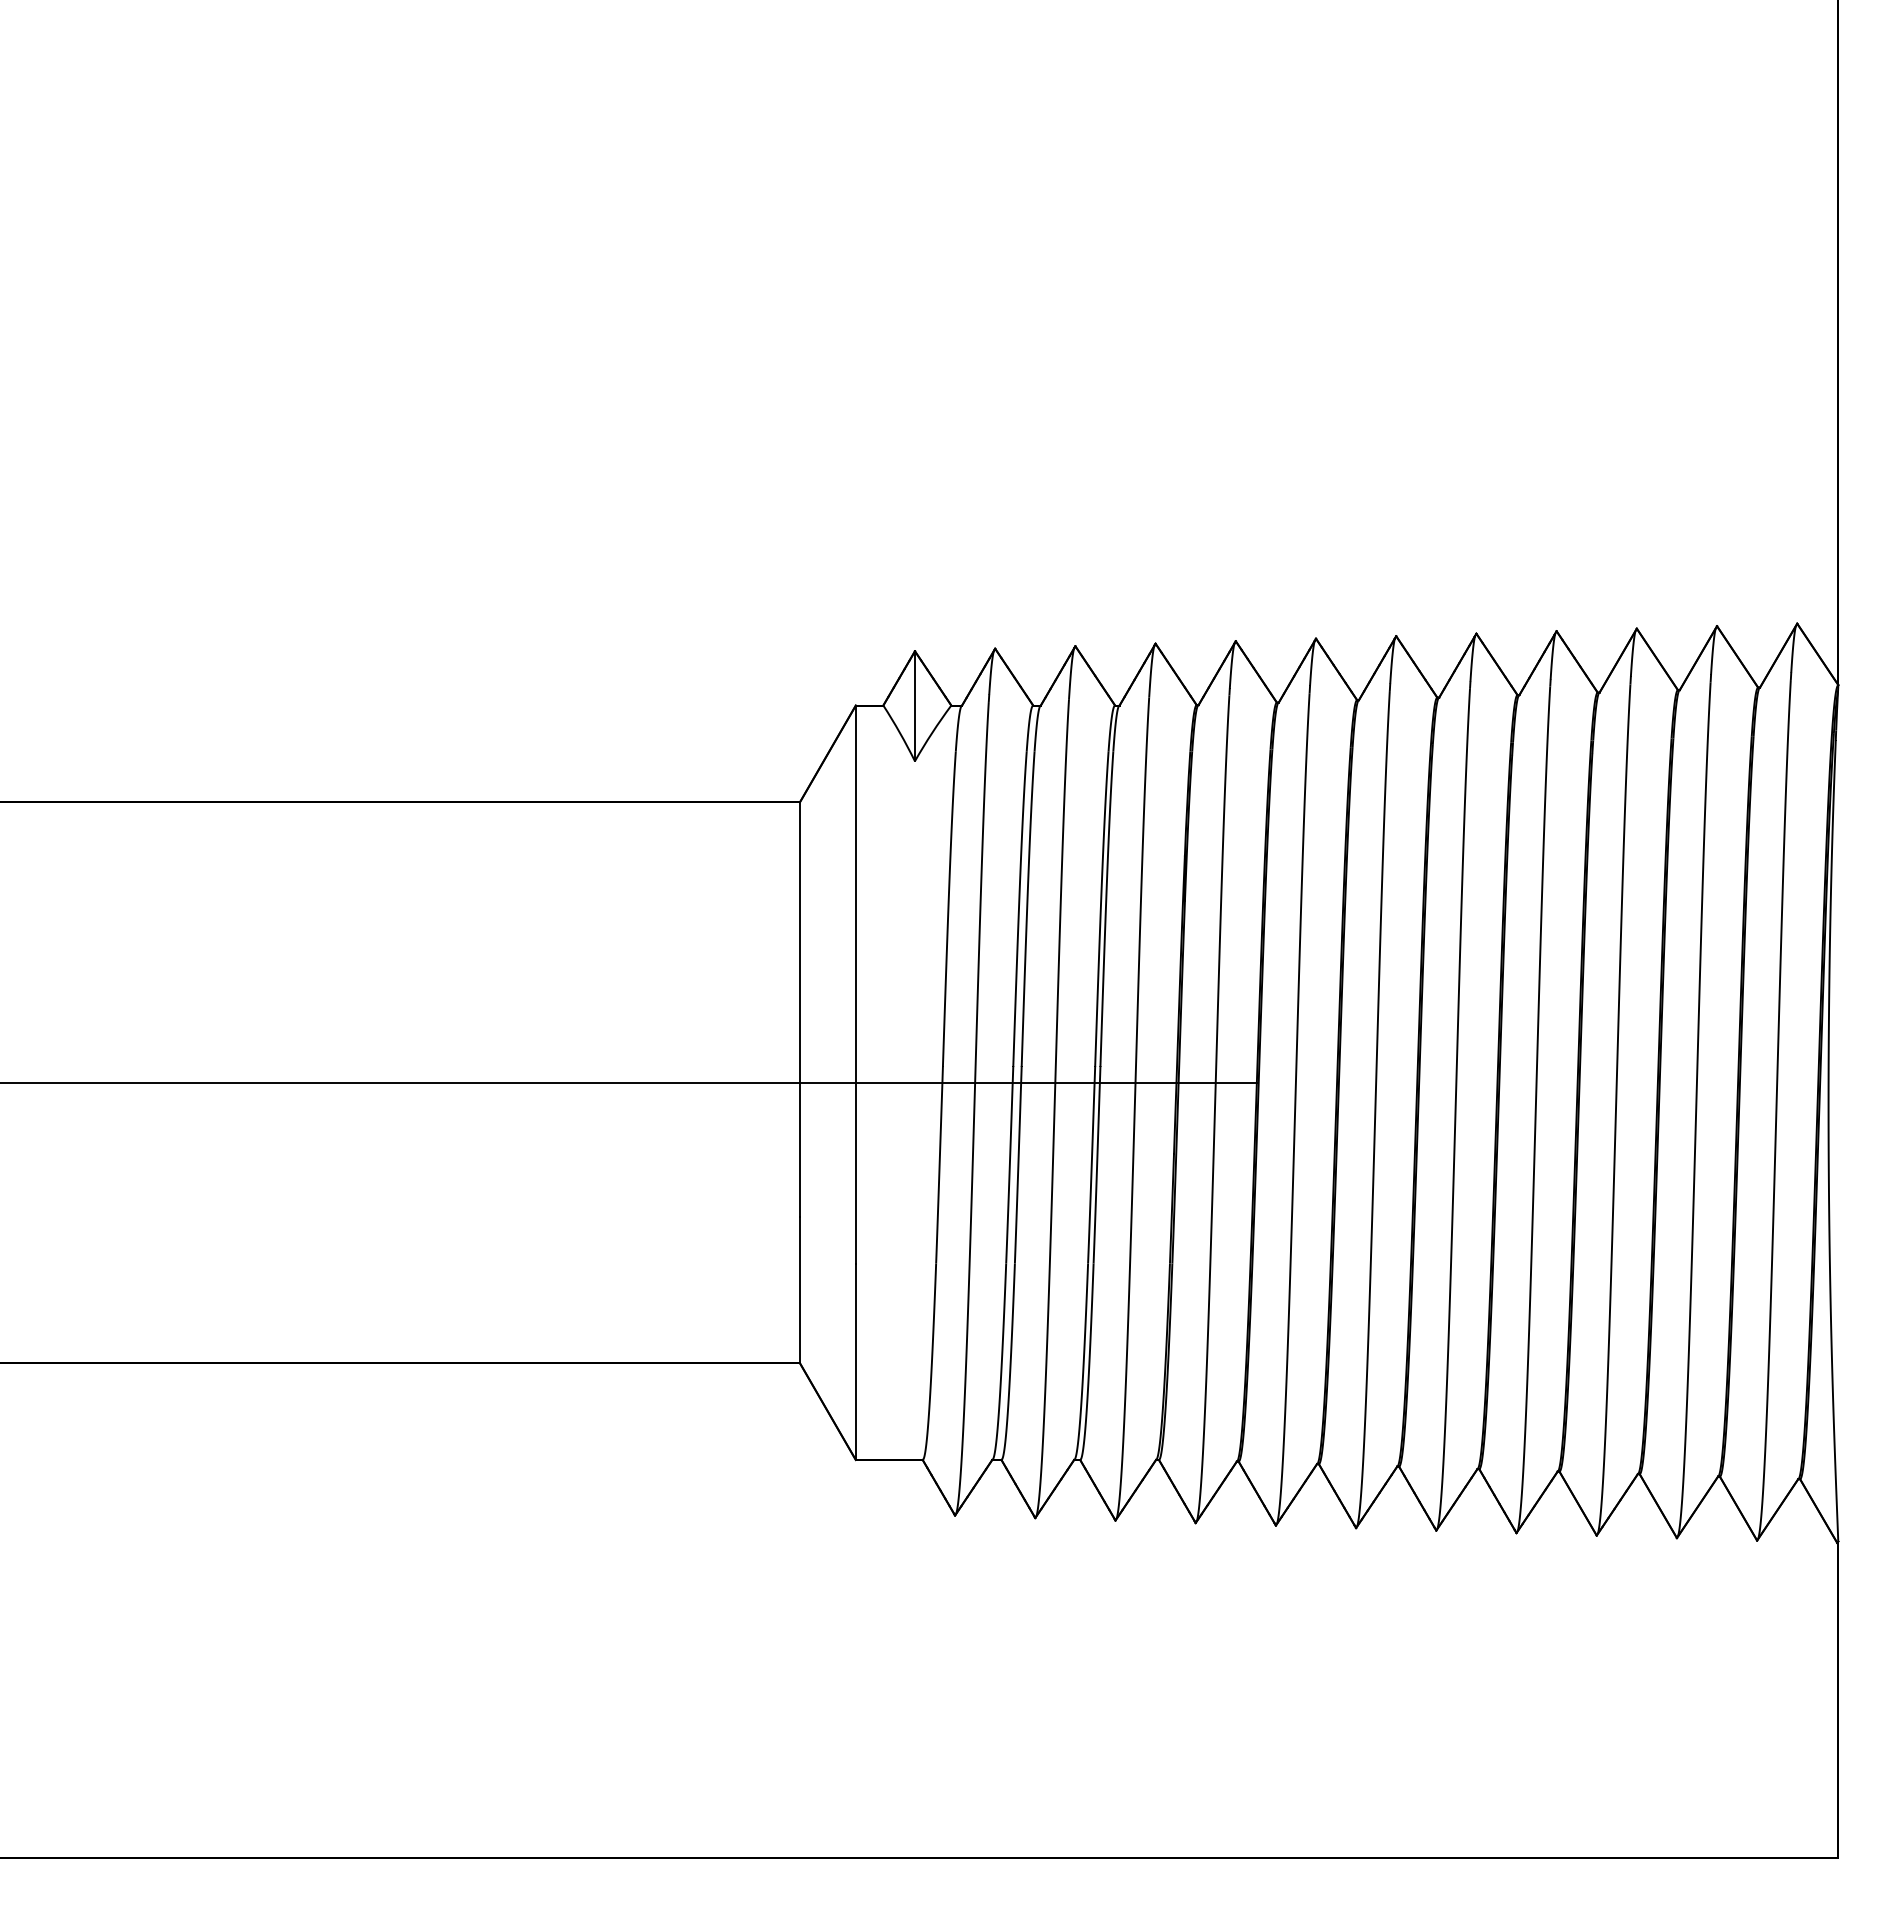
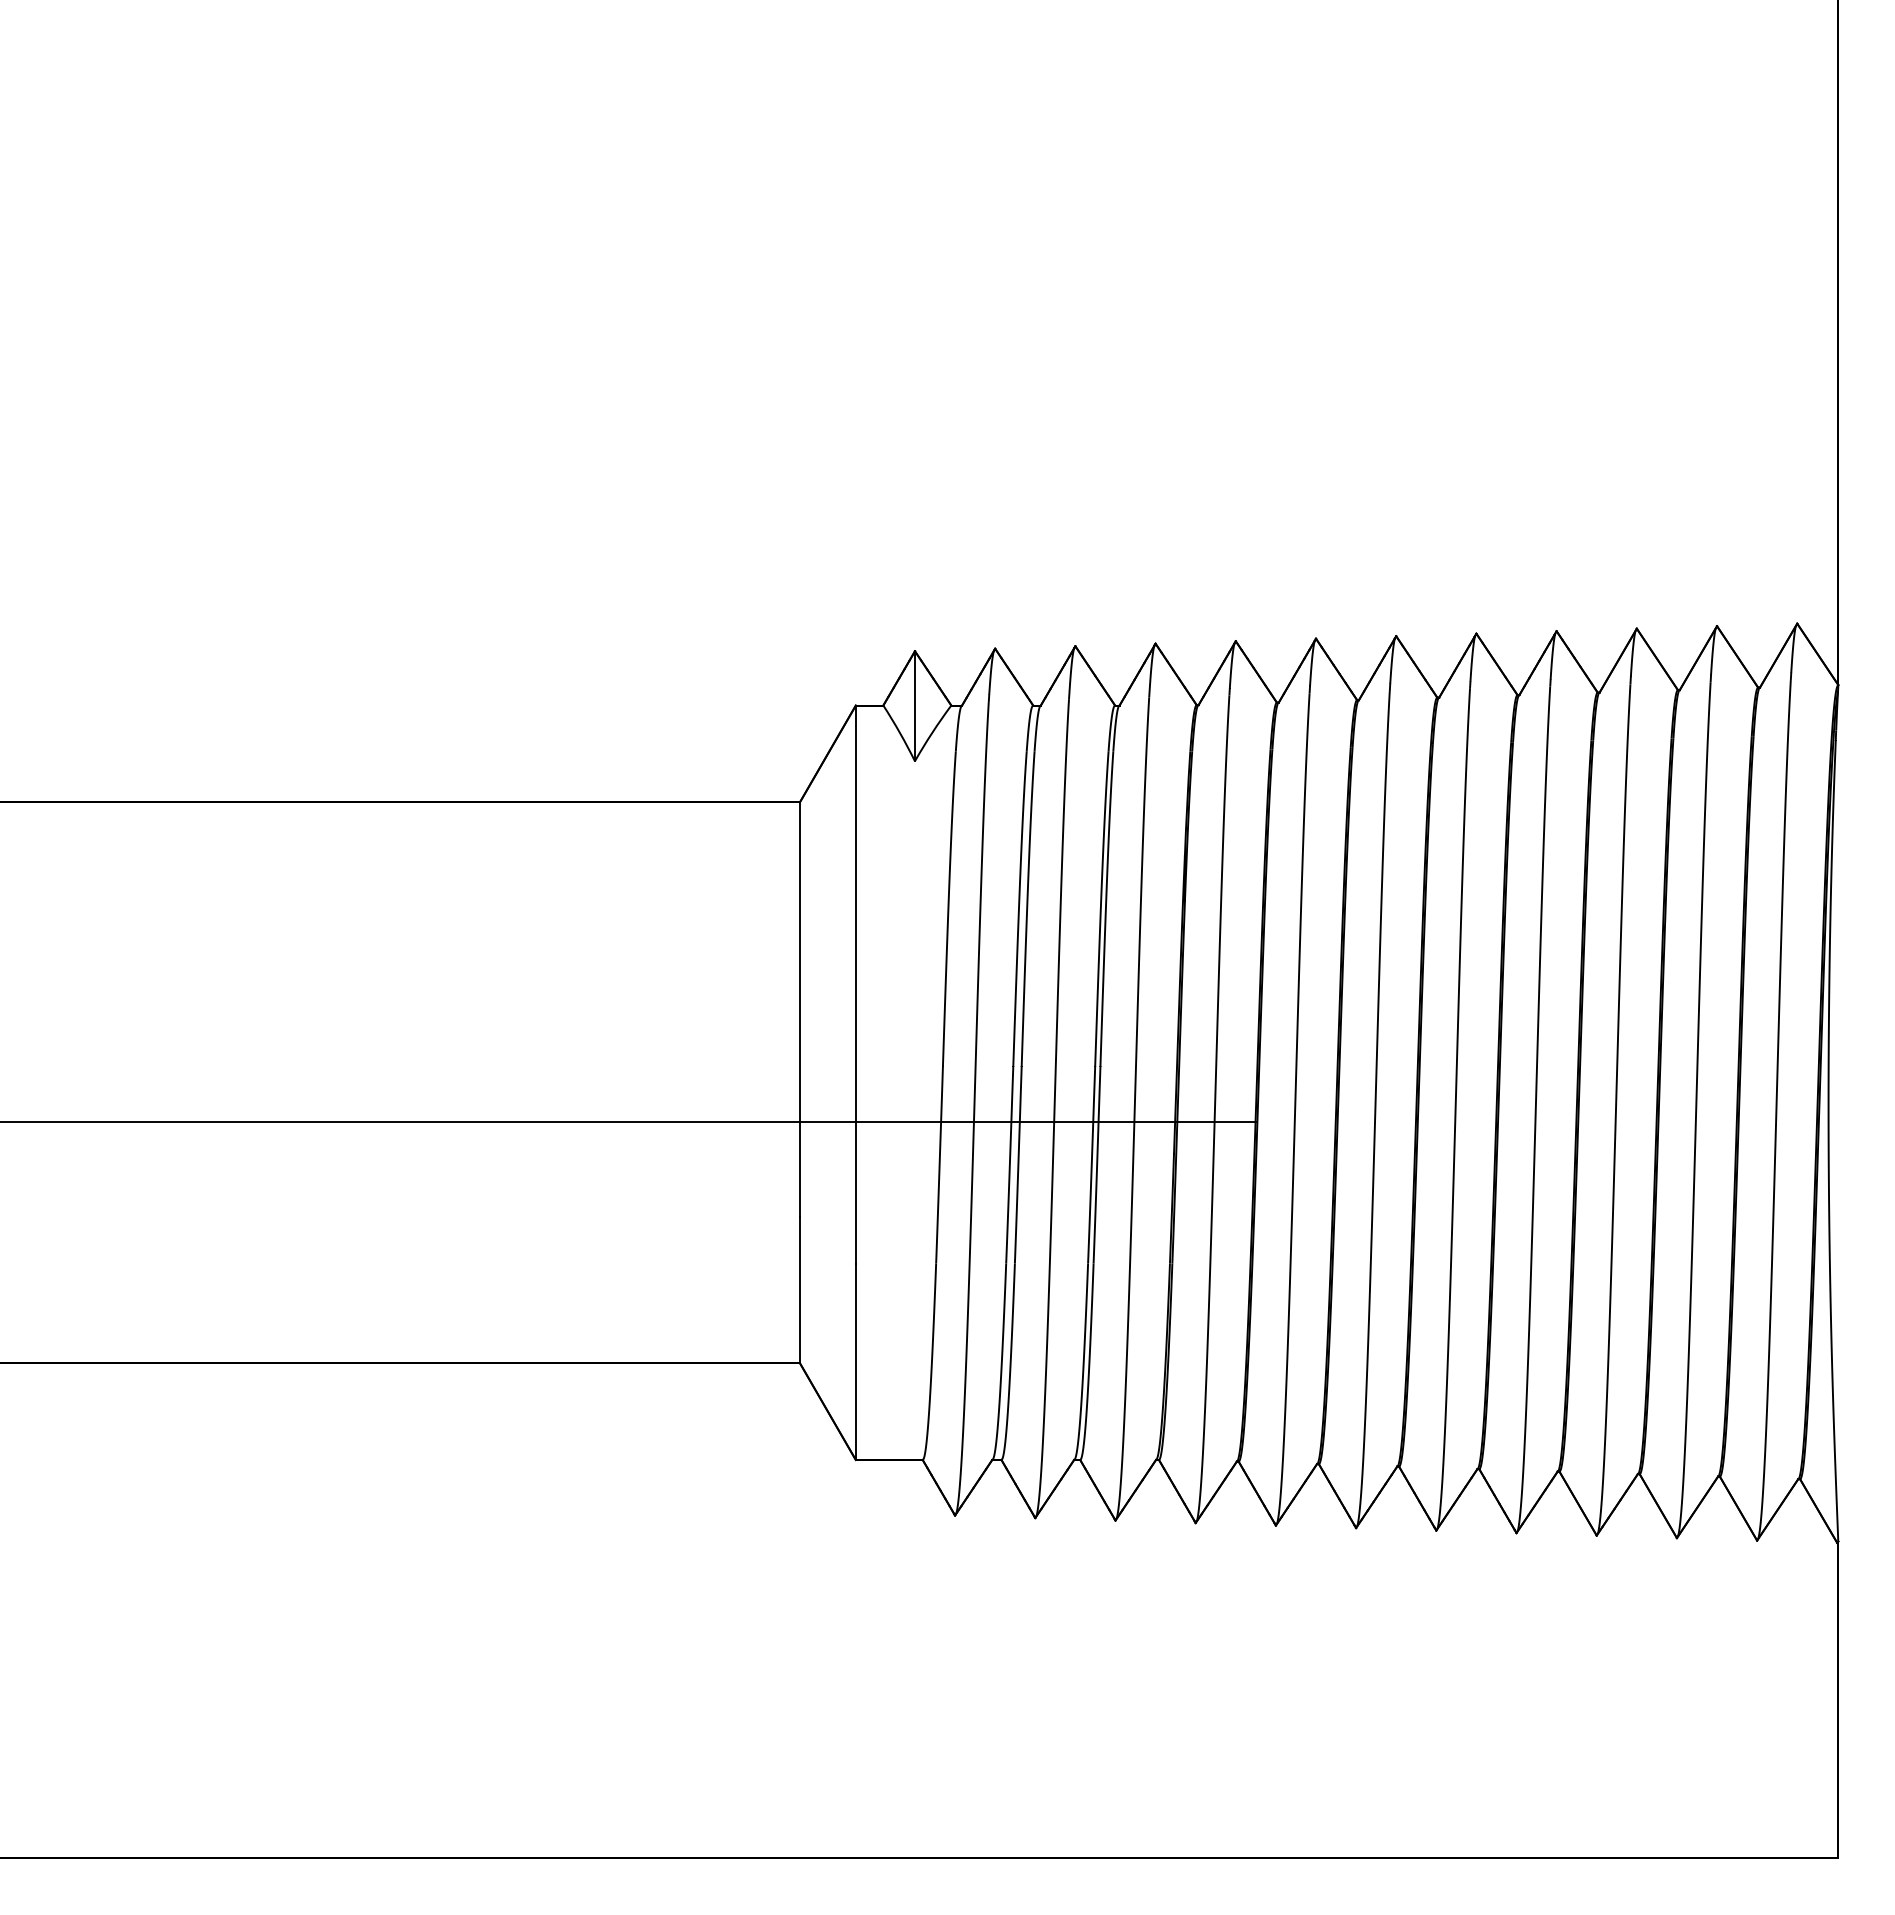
line position: (630, 1082) -> (630, 1121) (630, 1121)
